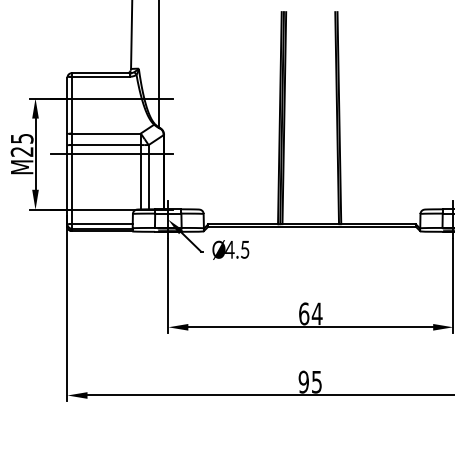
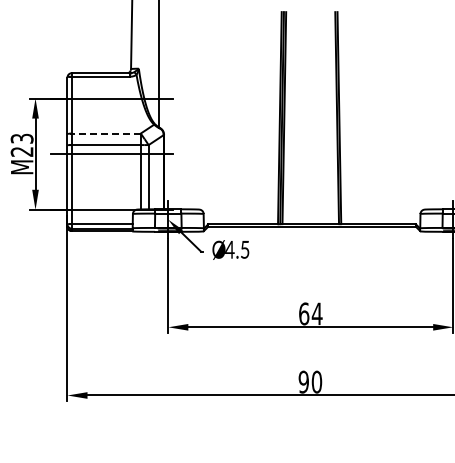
line: solid -> dashed (105, 133)
text: M25 -> M23 (21, 138)
text: 95 -> 90 (316, 381)
